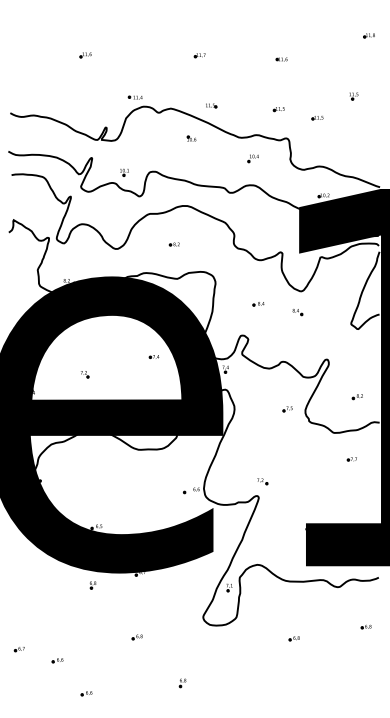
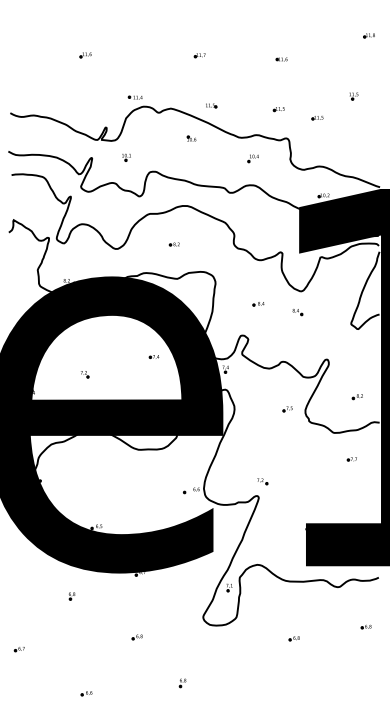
part position: (124, 172) -> (126, 157) (126, 157)
part position: (92, 585) -> (71, 596) (71, 596)
part: present -> none (57, 660)
